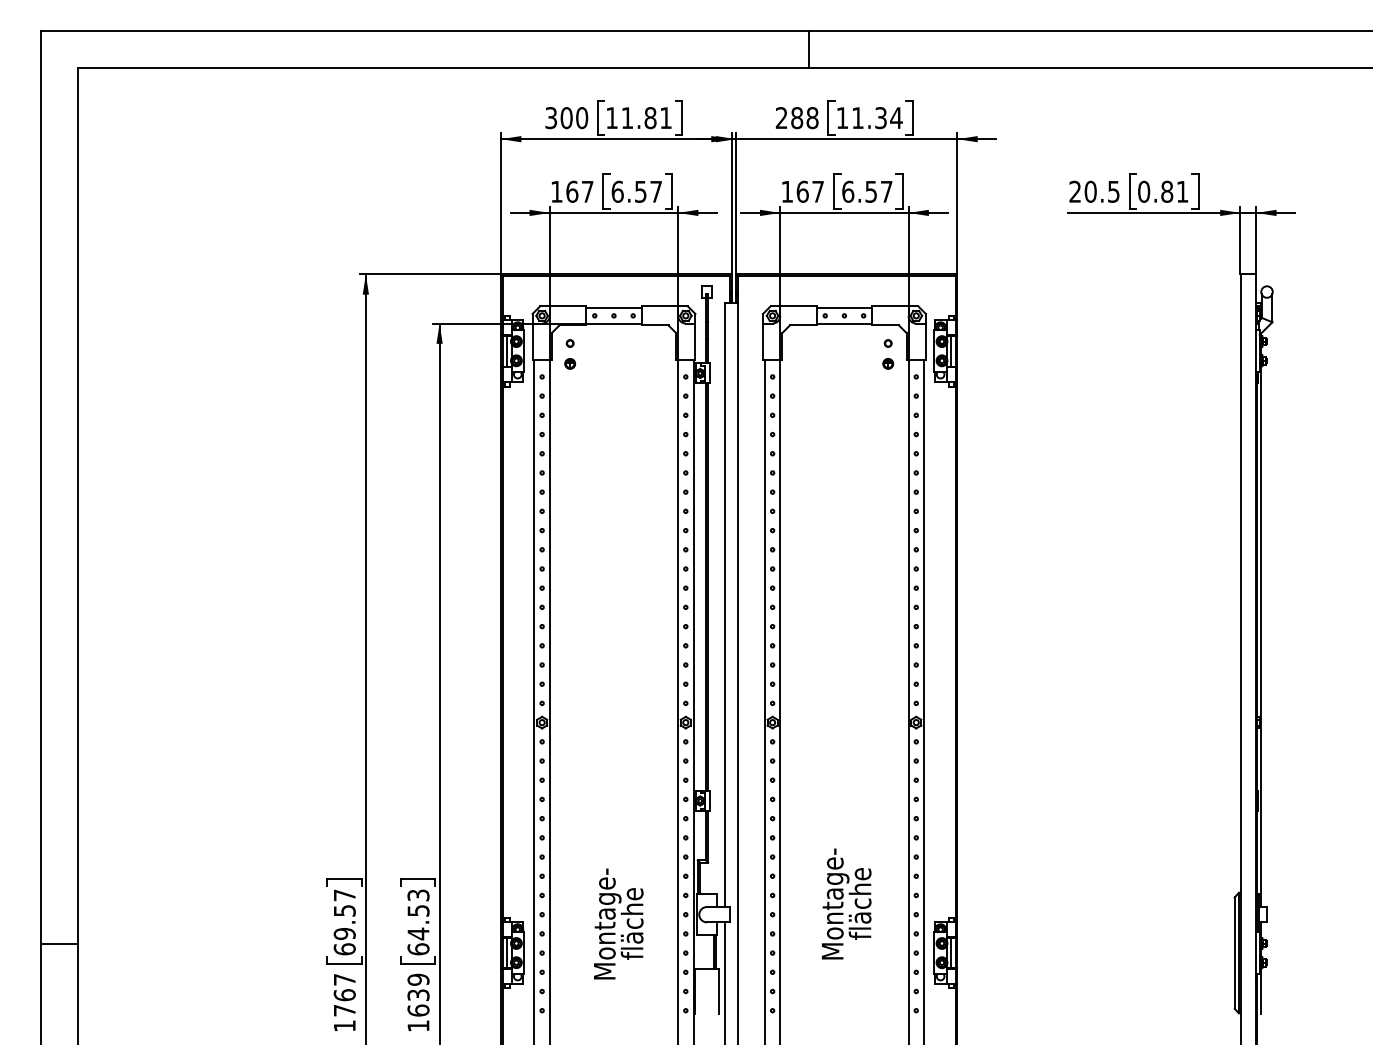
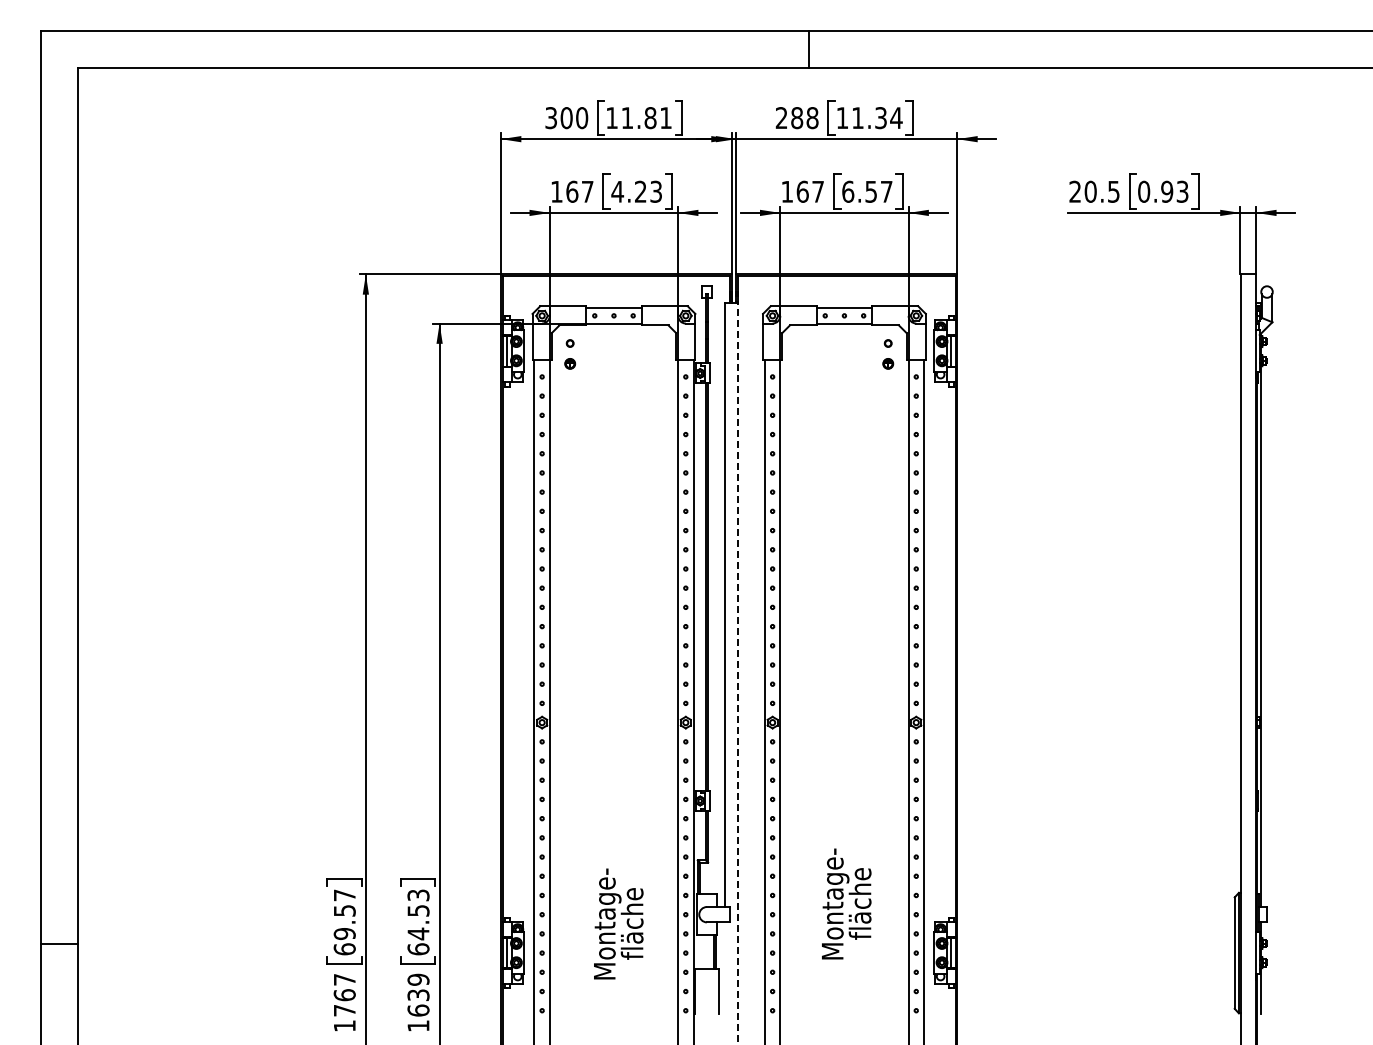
text: 6.57 -> 4.23 (636, 191)
text: 0.81 -> 0.93 (1174, 191)
line: solid -> dashed (737, 673)
line: present -> none (724, 981)
